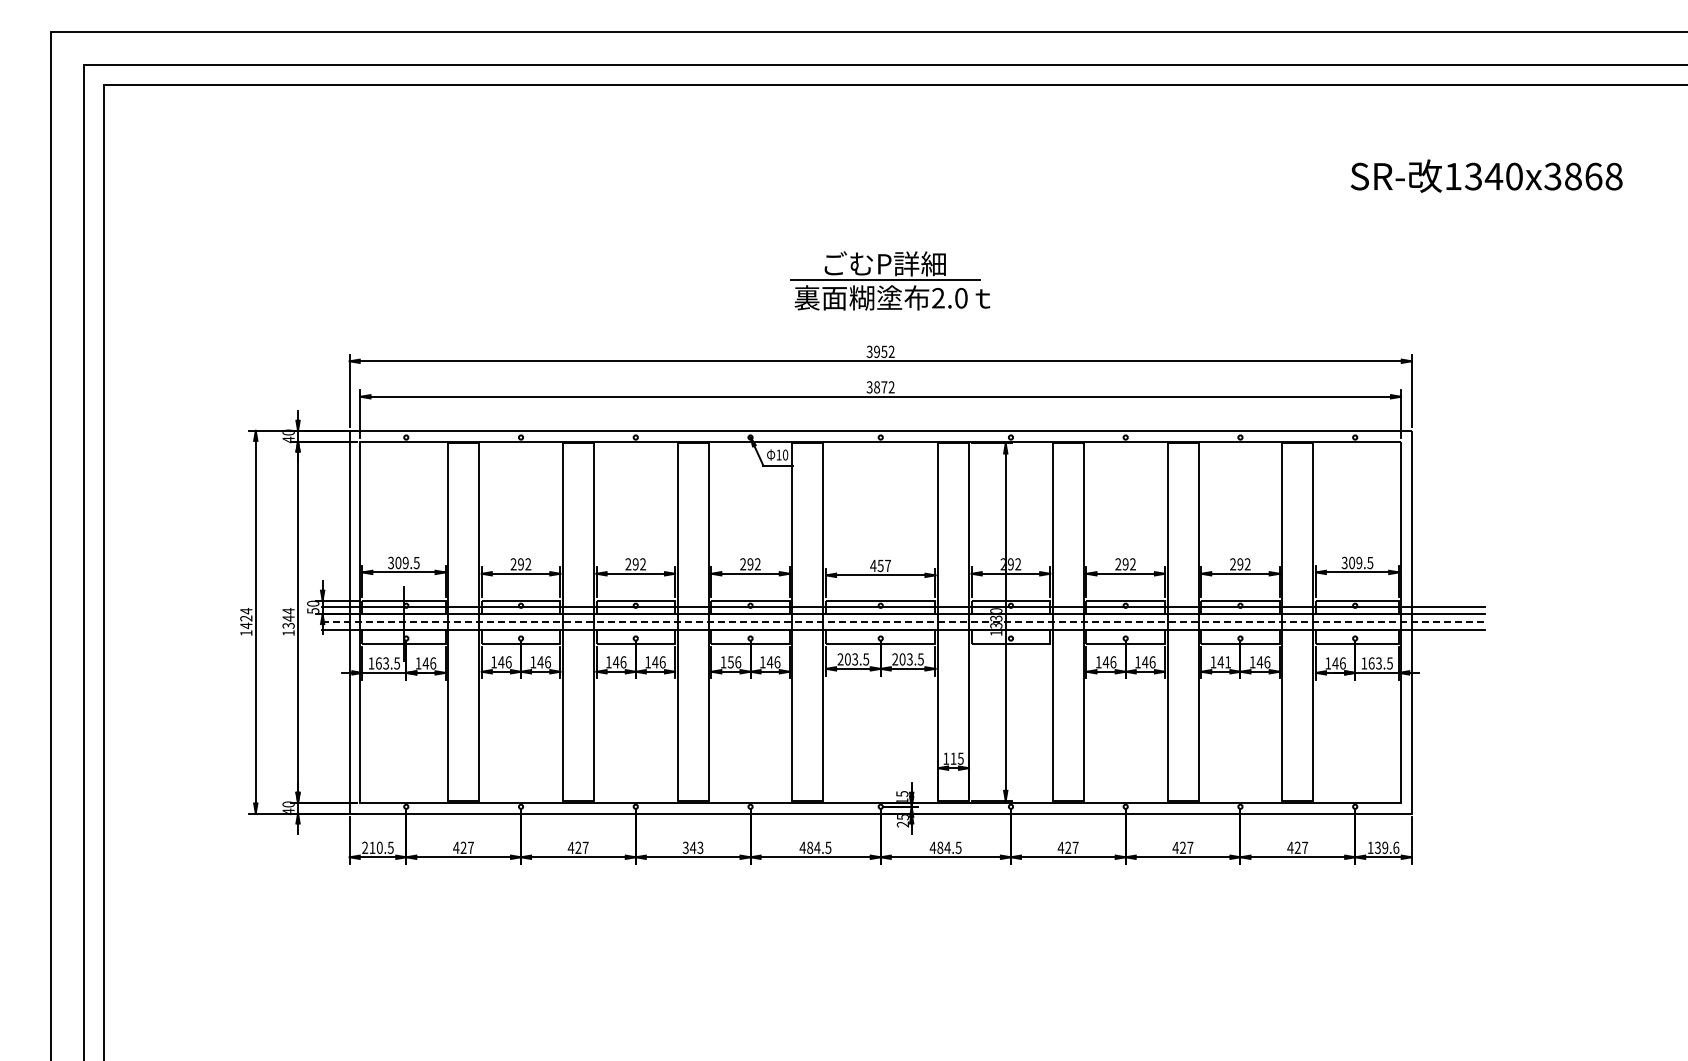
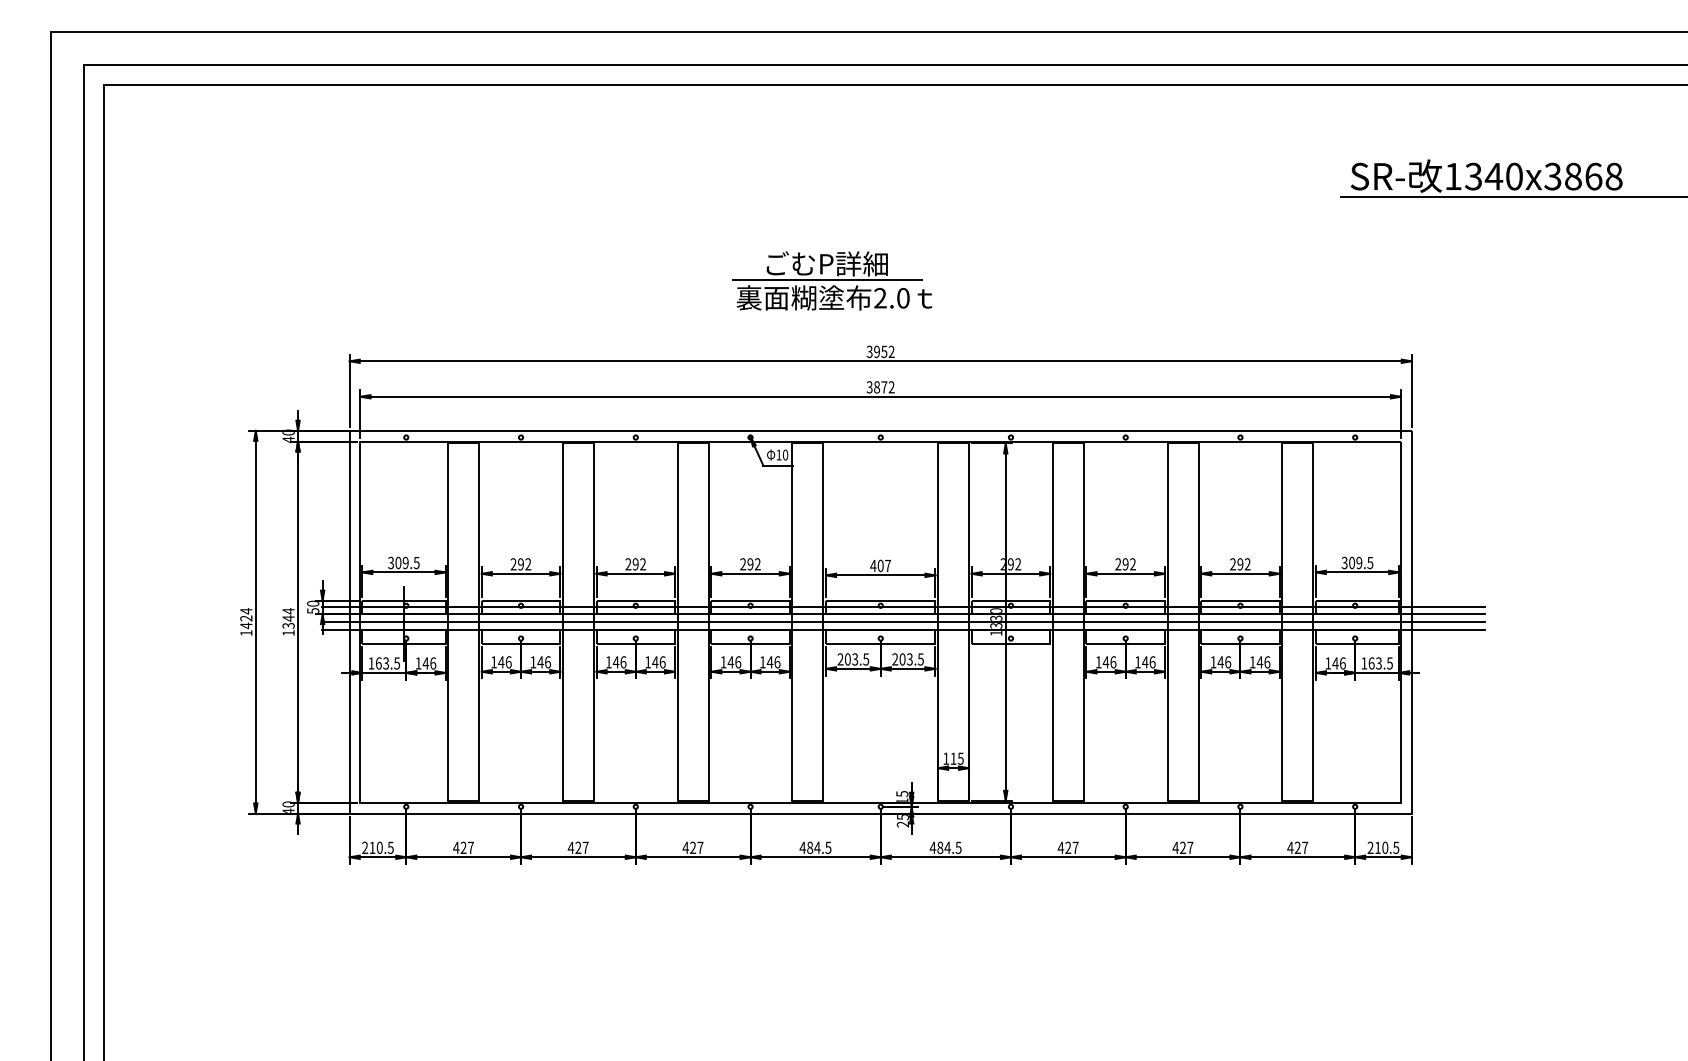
line: none -> present (1512, 196)
part position: (890, 280) -> (832, 280) (832, 280)
text: 457 -> 407 (880, 565)
line: dashed -> solid (903, 622)
text: 156 -> 146 (730, 662)
text: 141 -> 146 (1228, 662)
text: 343 -> 427 (692, 847)
text: 139.6 -> 210.5 (1383, 847)
